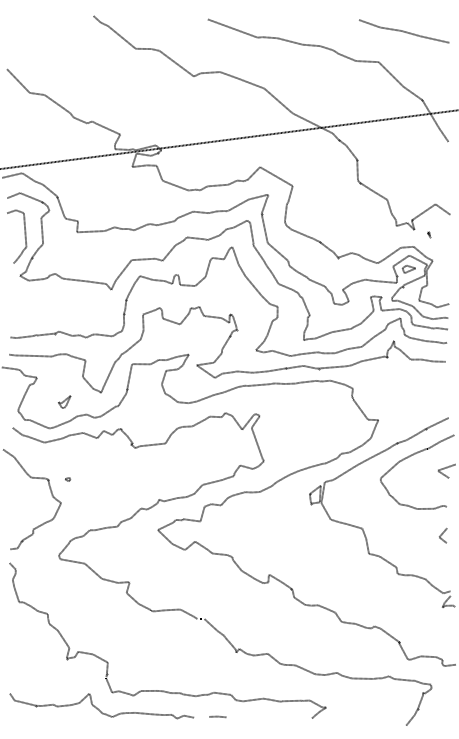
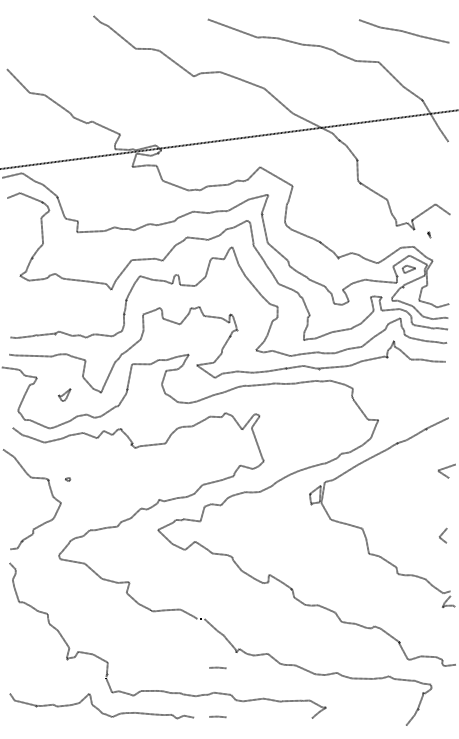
curve: present -> none (24, 236)
part position: (64, 401) -> (64, 394) (64, 394)
curve: present -> none (409, 457)
line: none -> present (217, 667)
